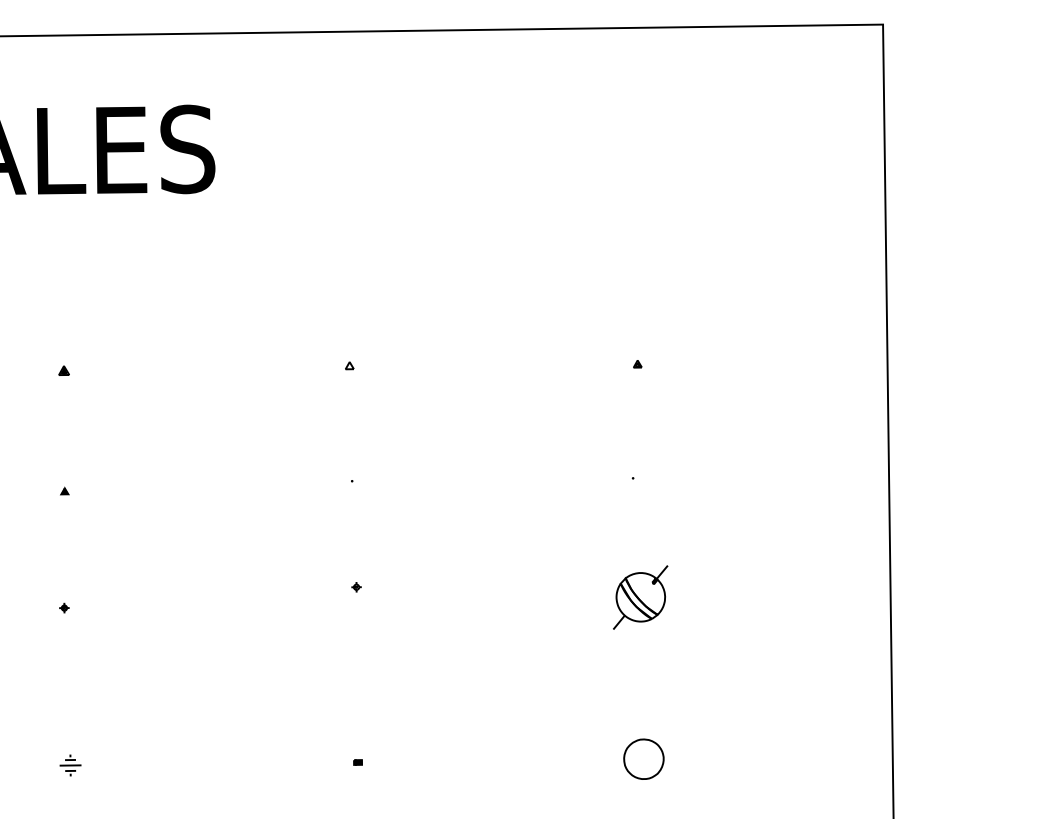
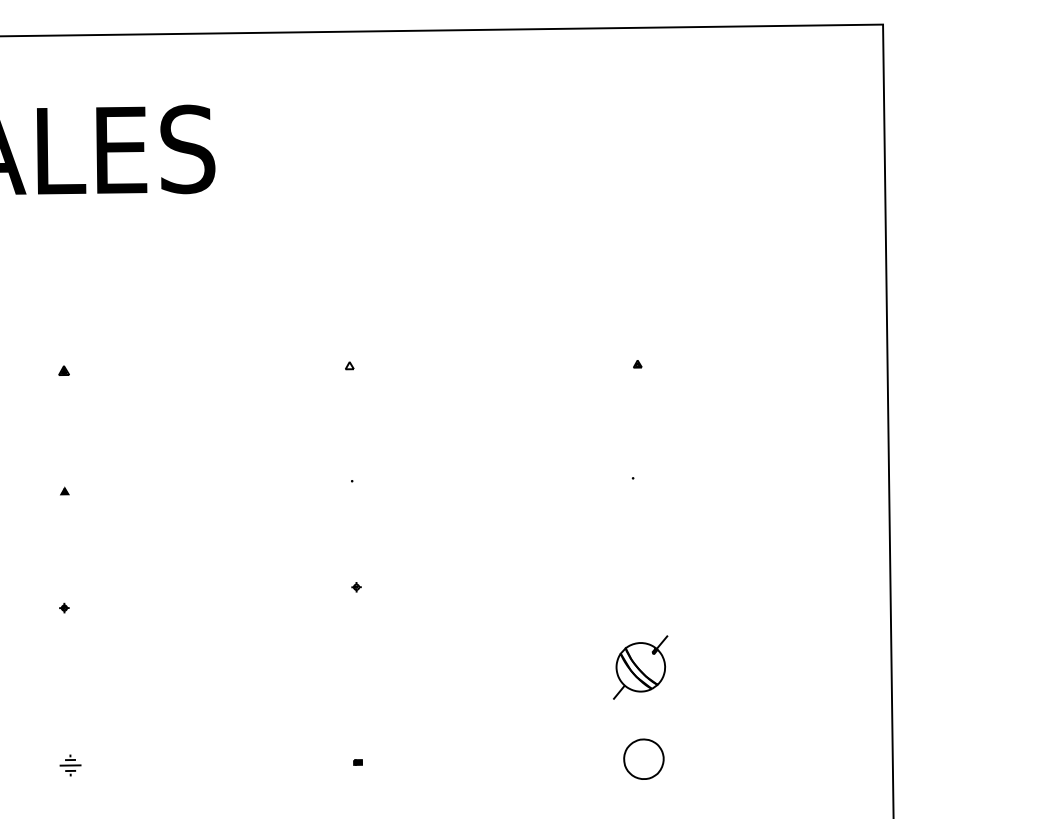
part position: (640, 597) -> (640, 667) (640, 667)
